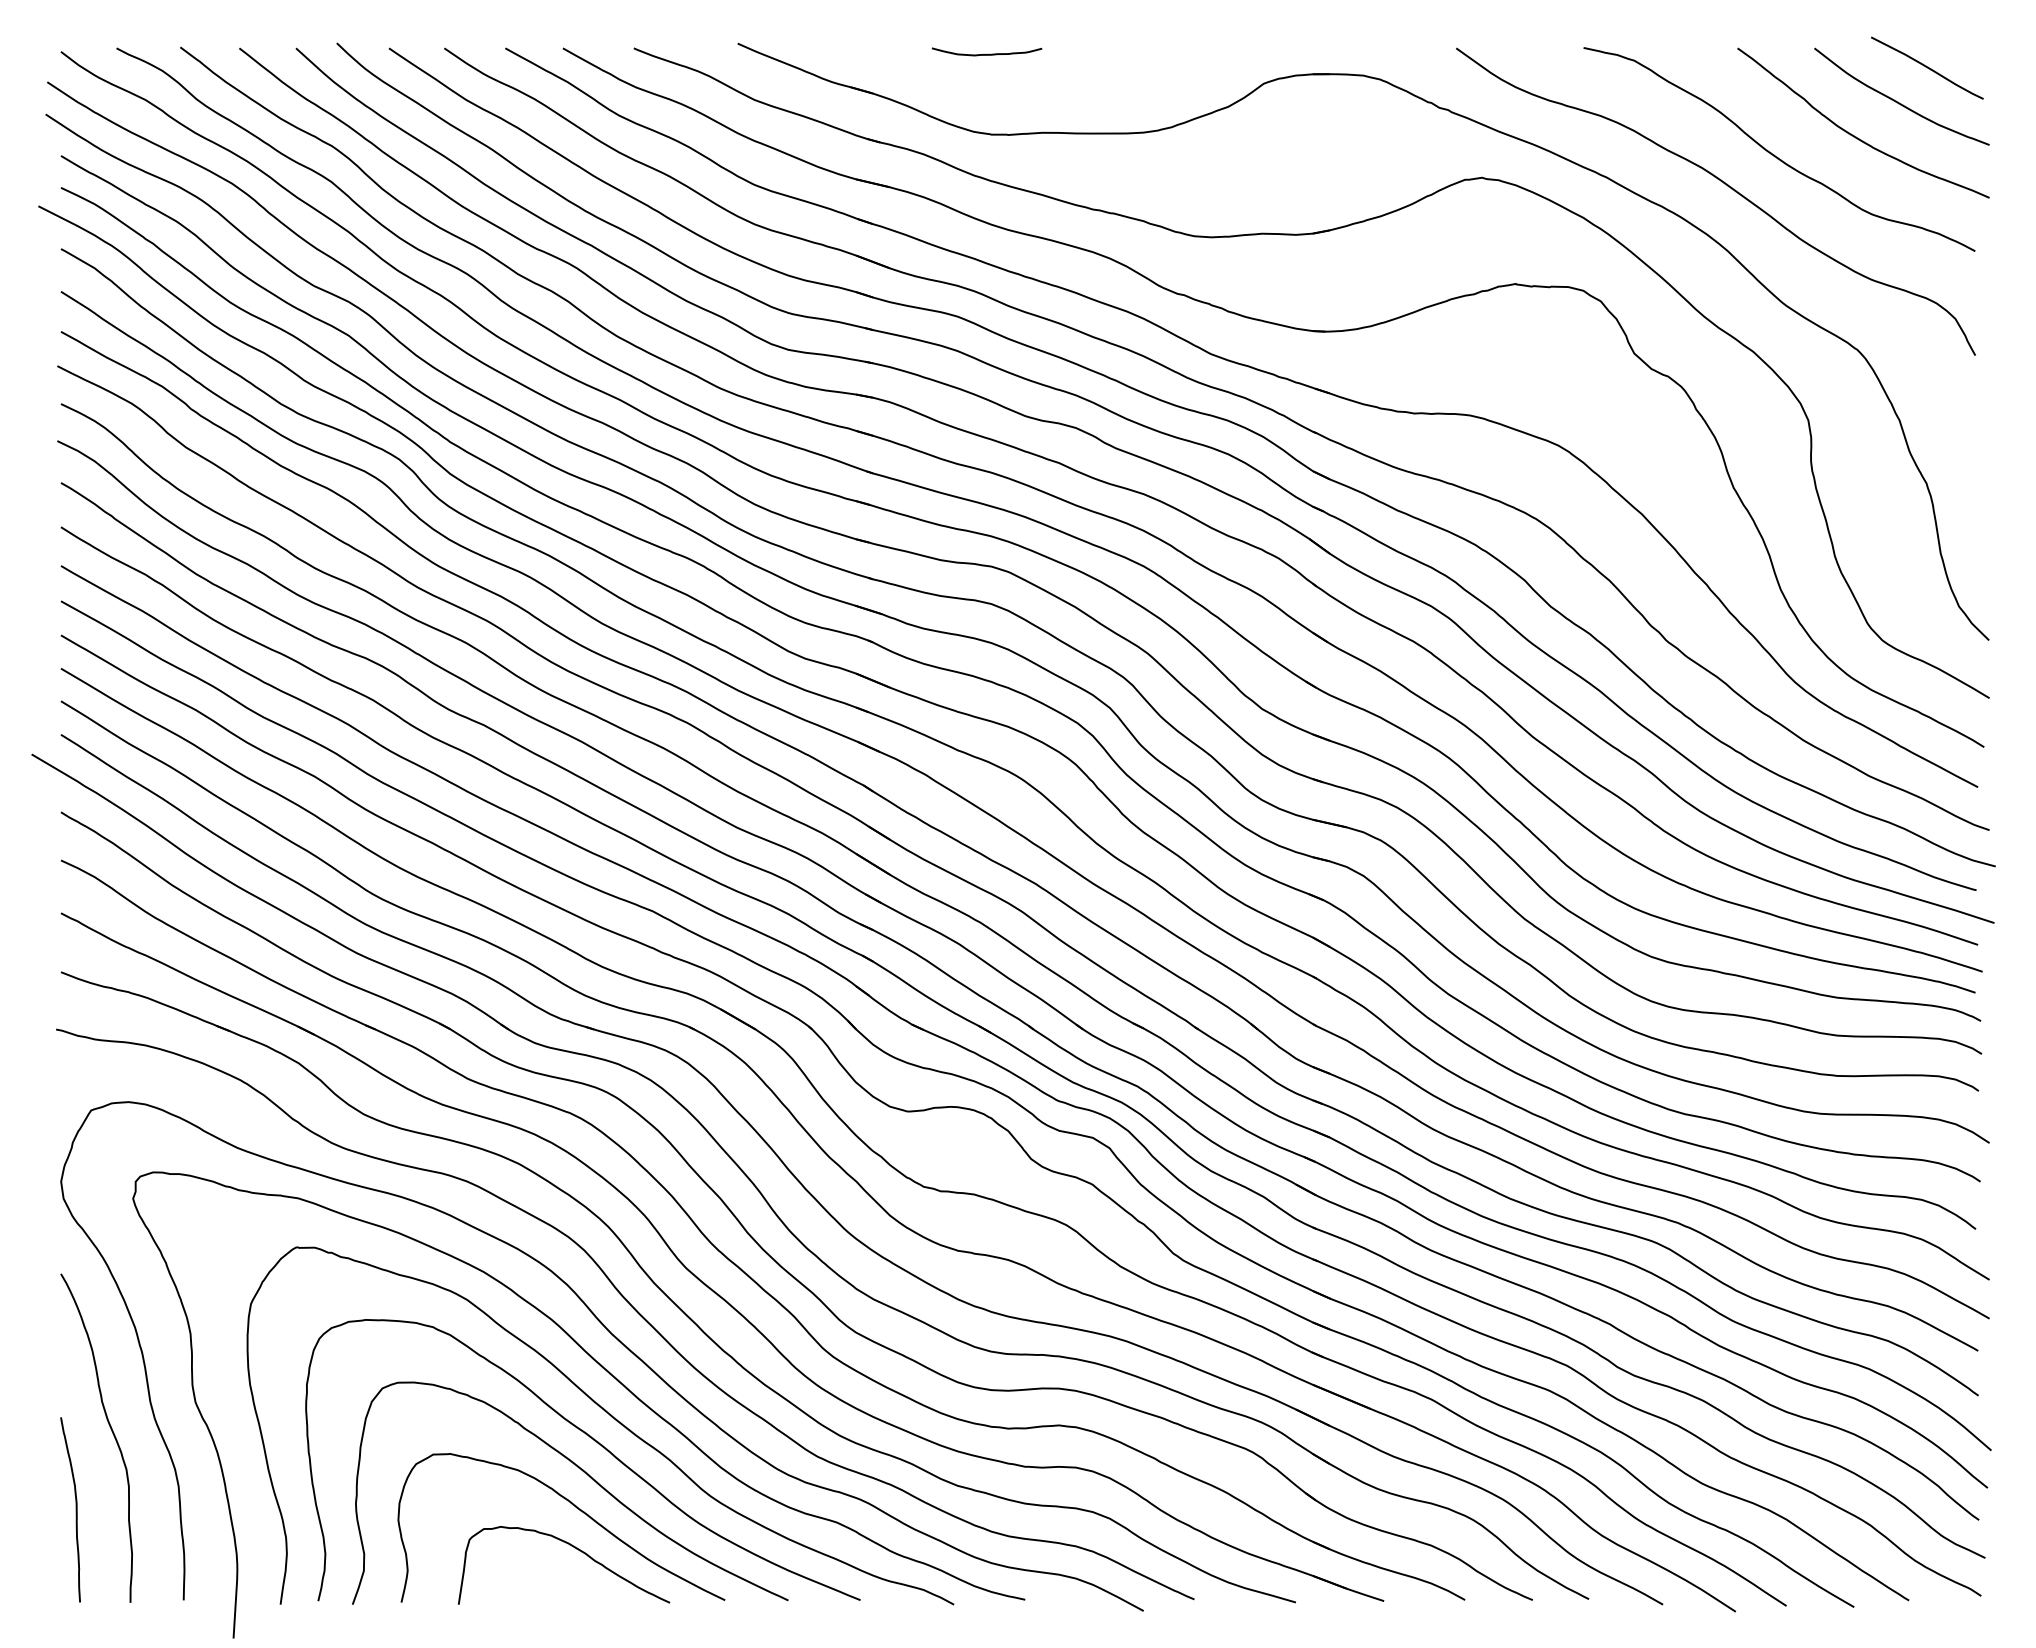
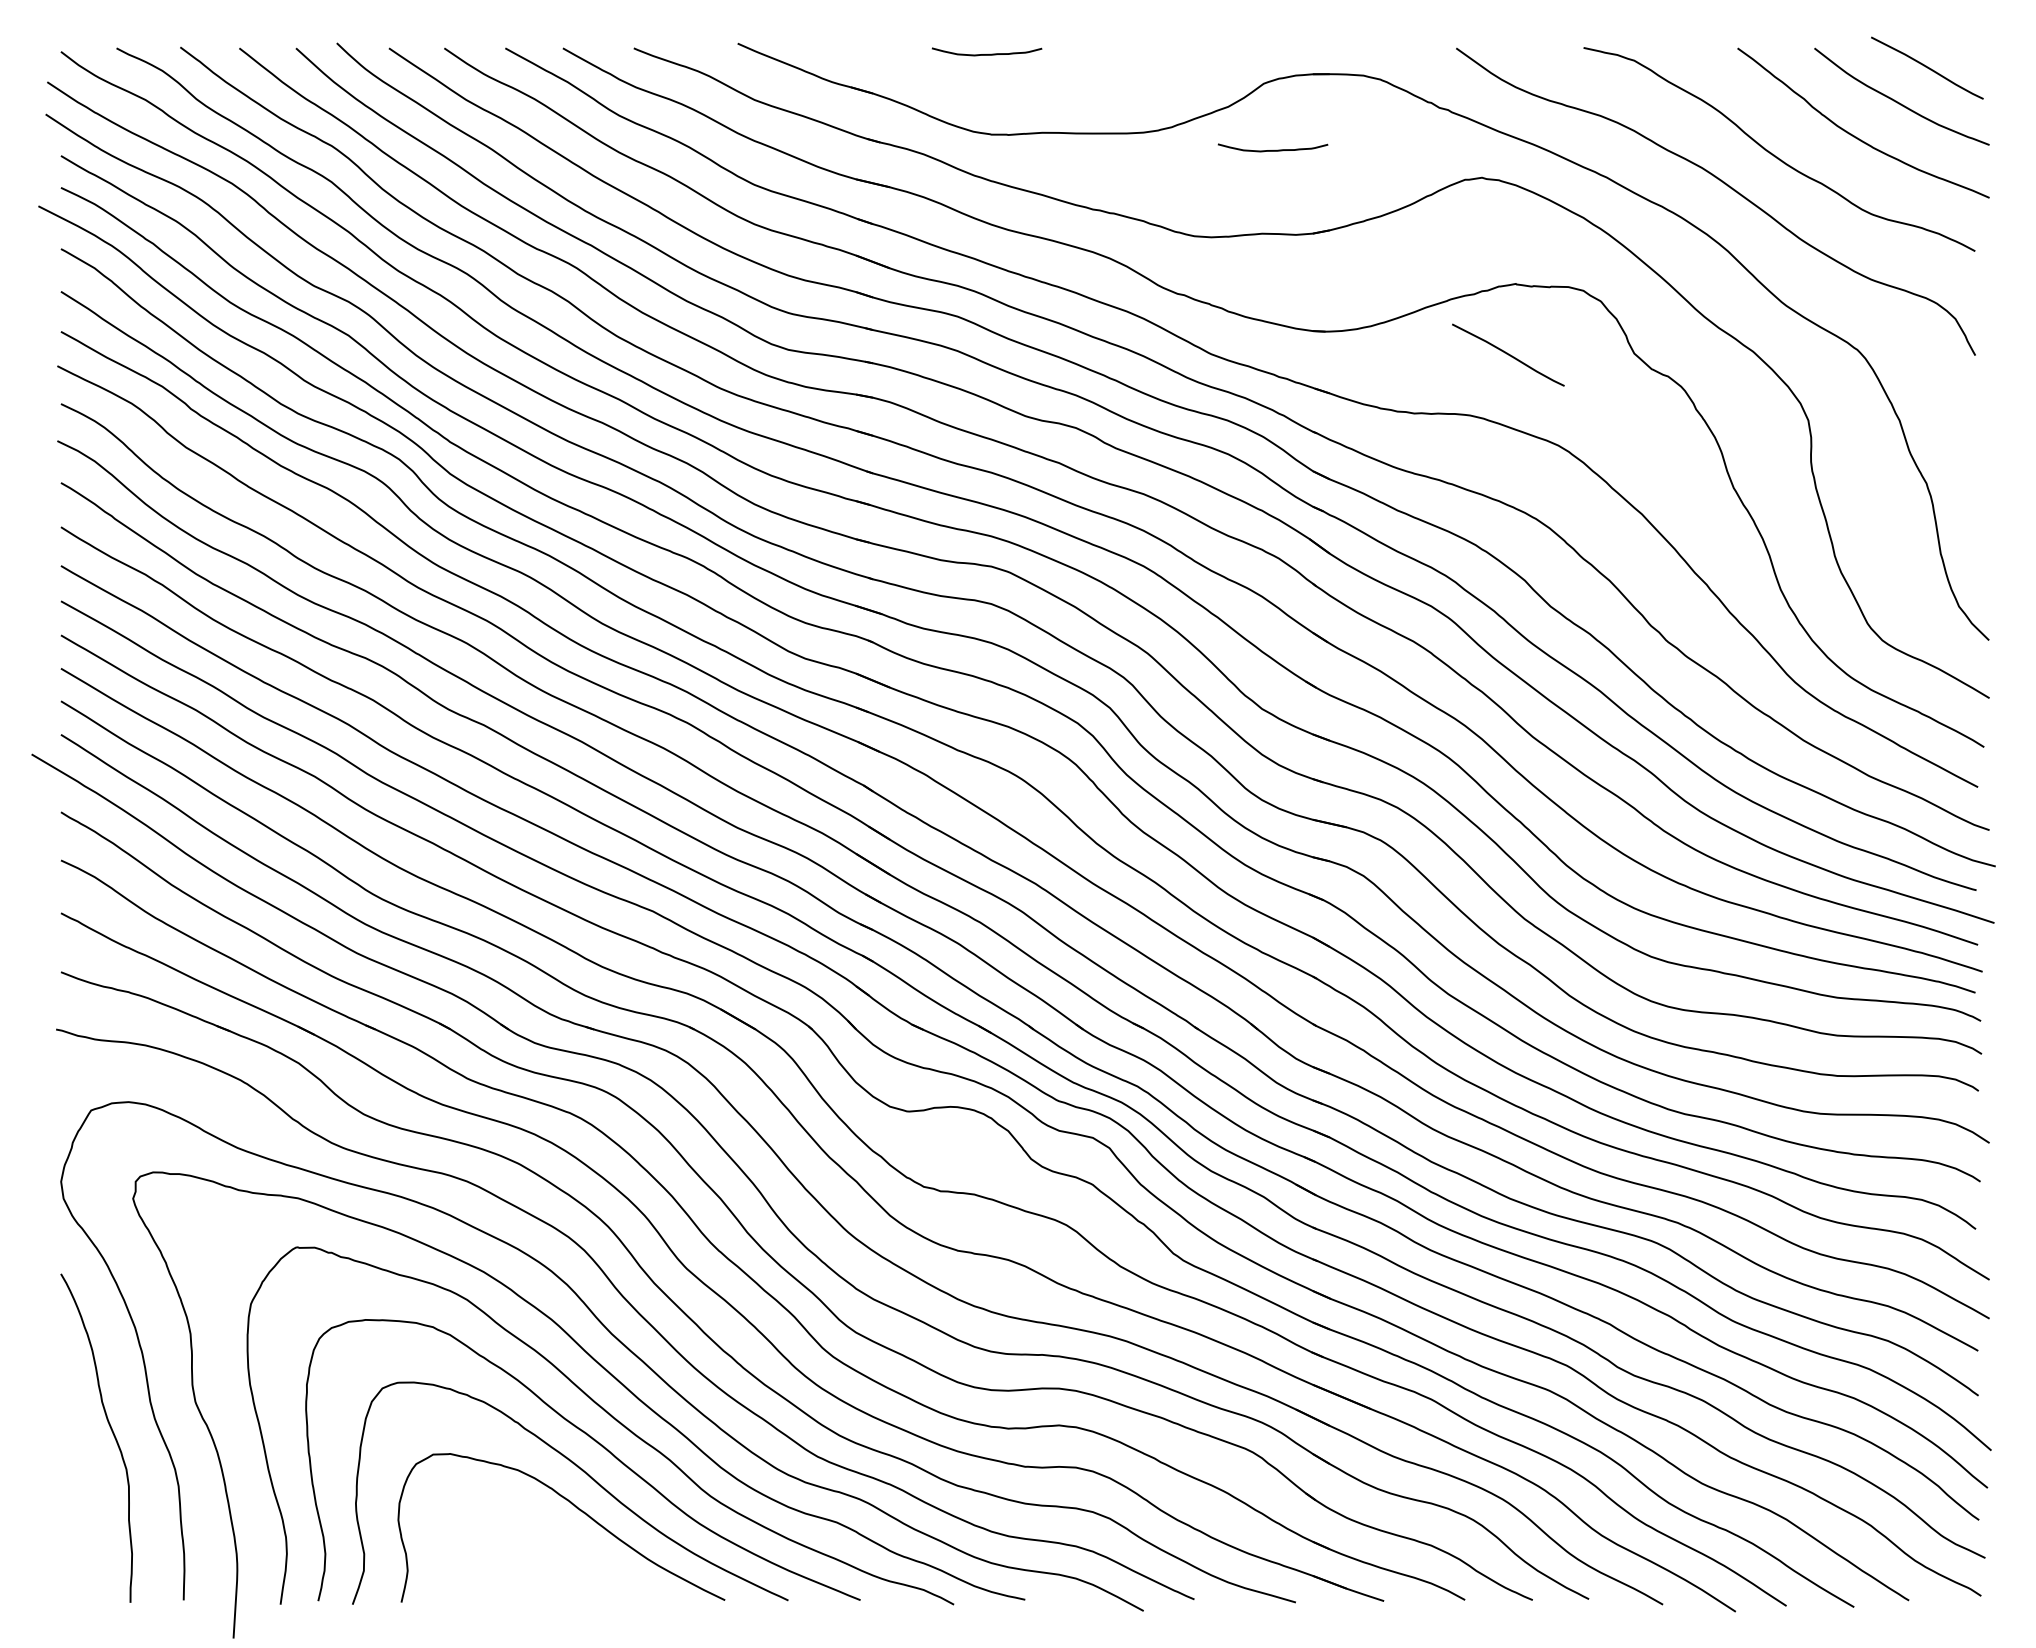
curve: none -> present (1272, 150)
curve: none -> present (1508, 354)
curve: present -> none (75, 1509)
curve: present -> none (574, 1548)
